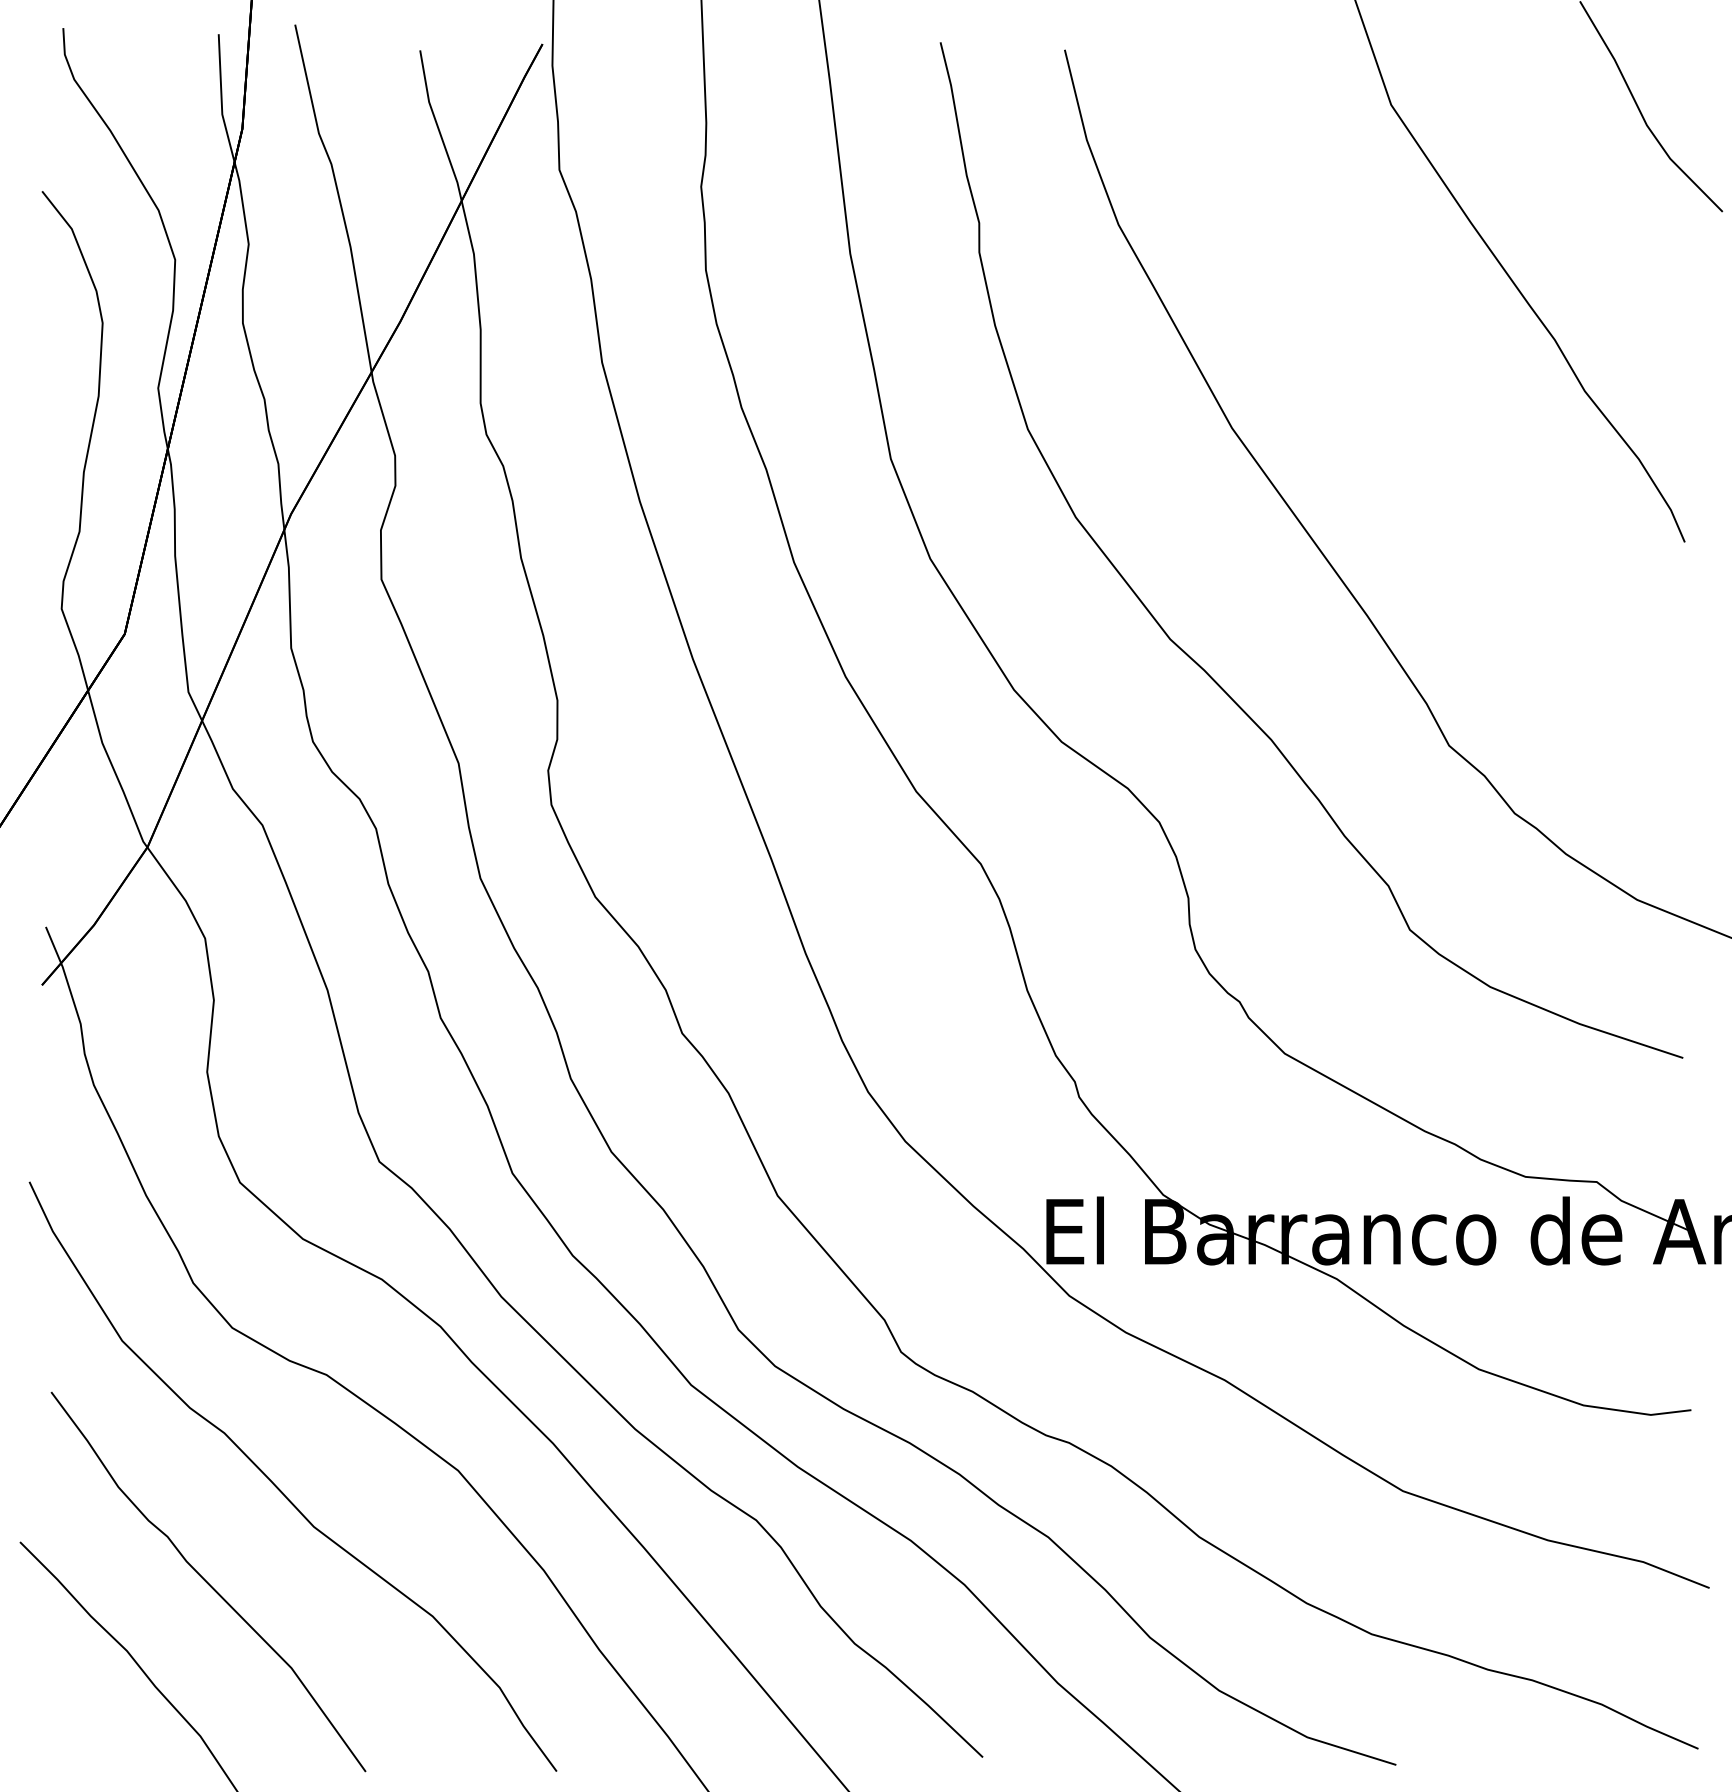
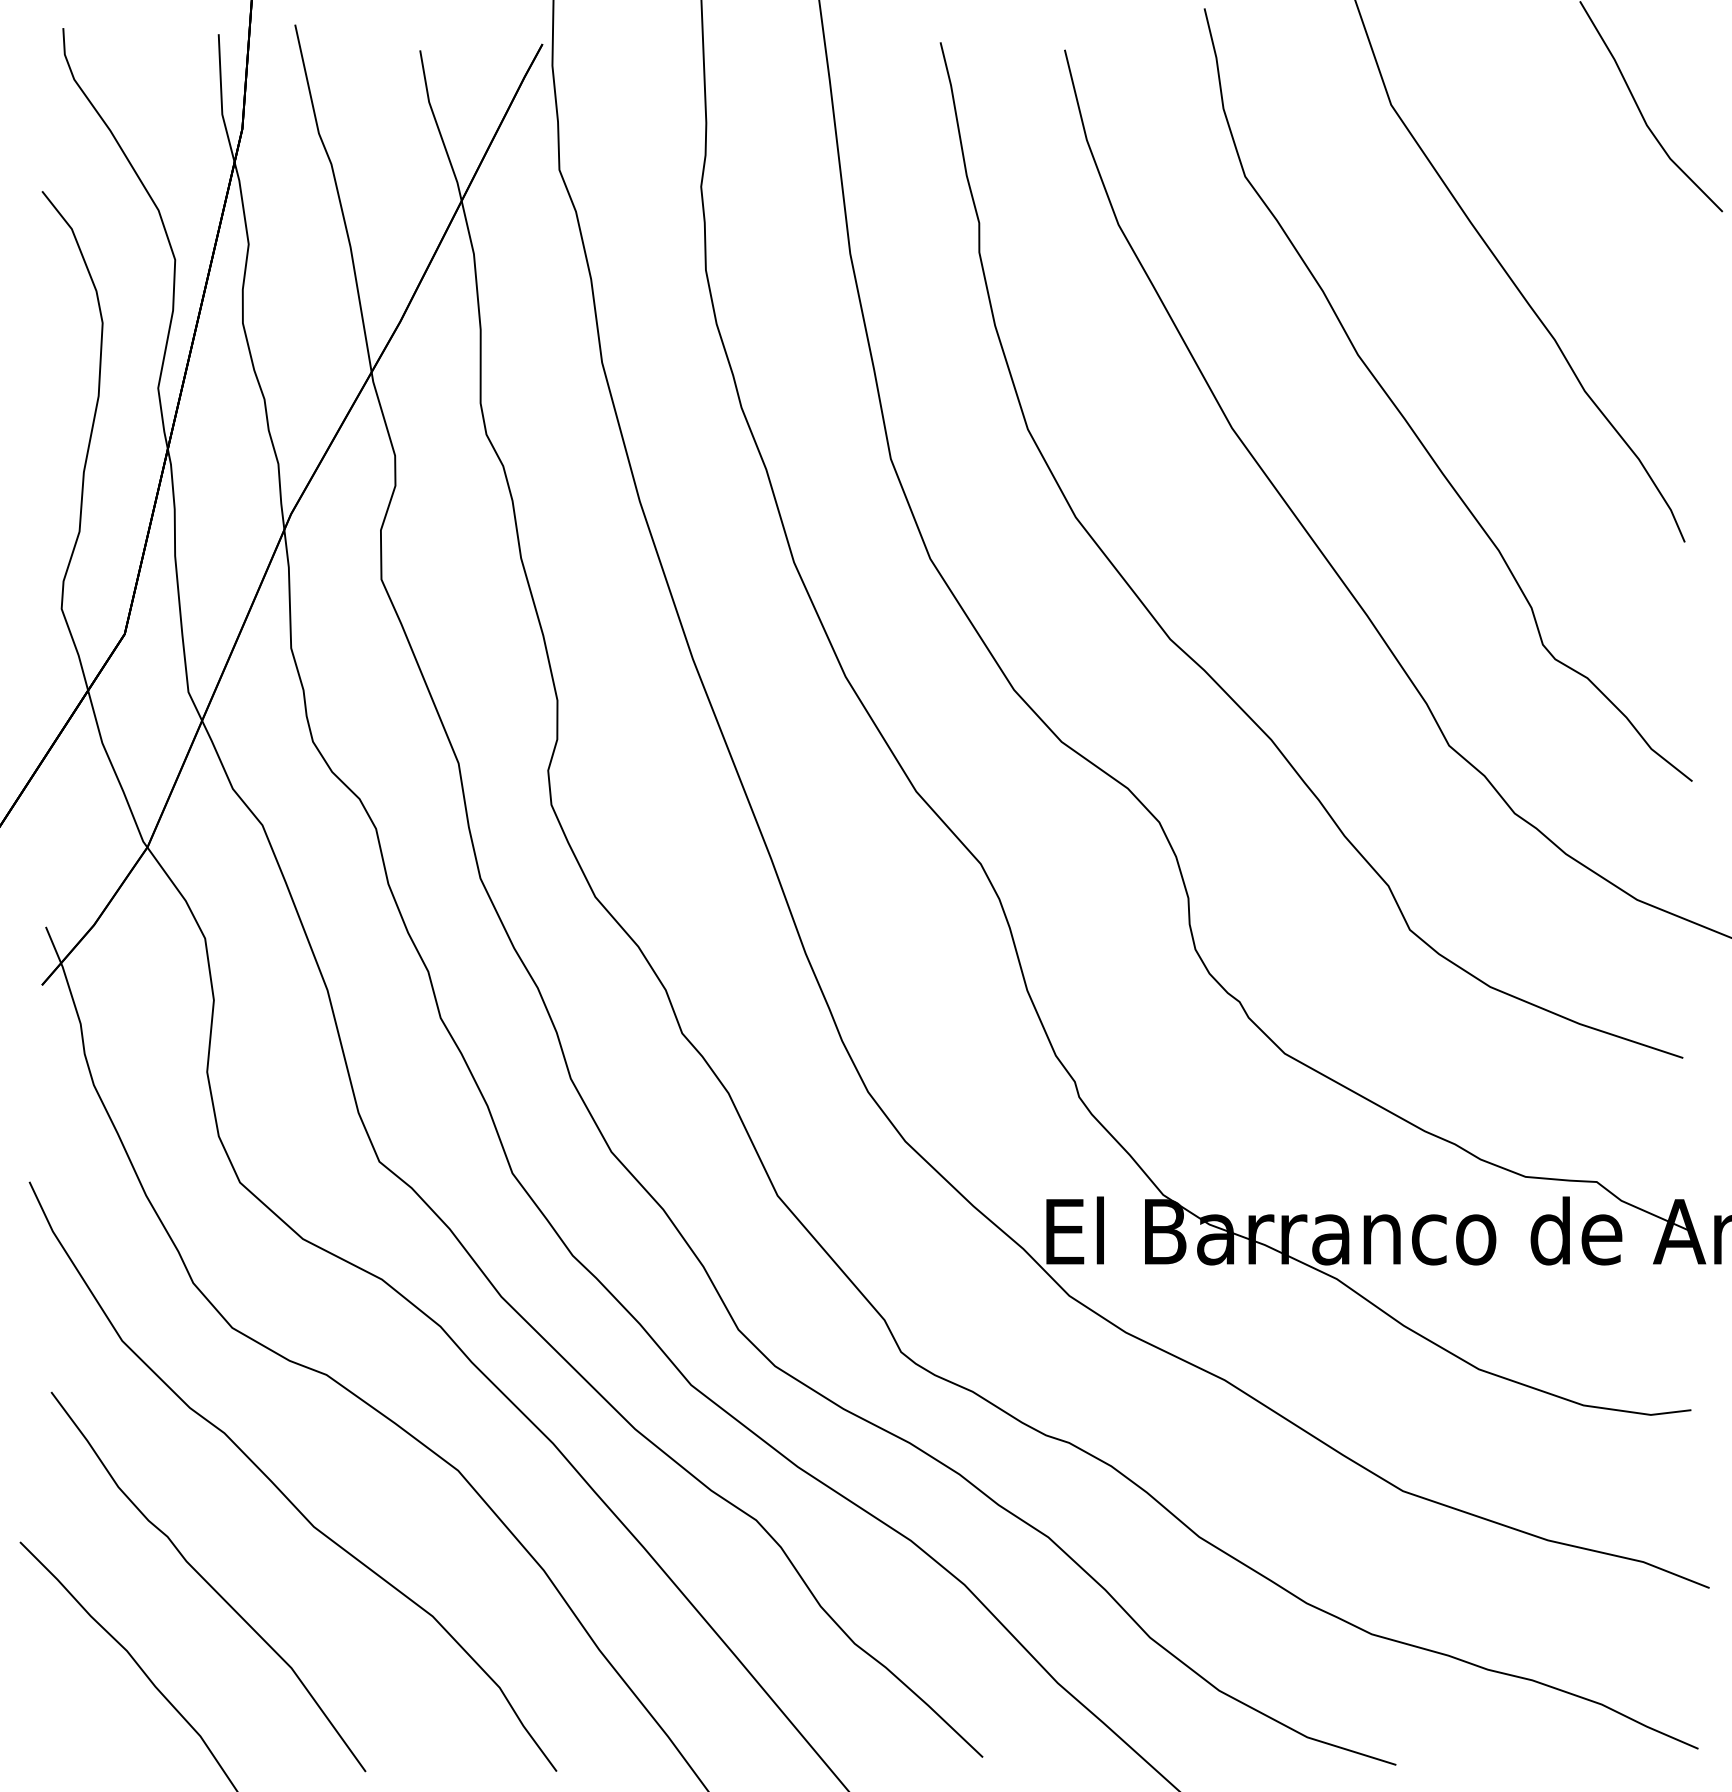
curve: none -> present (1408, 422)
